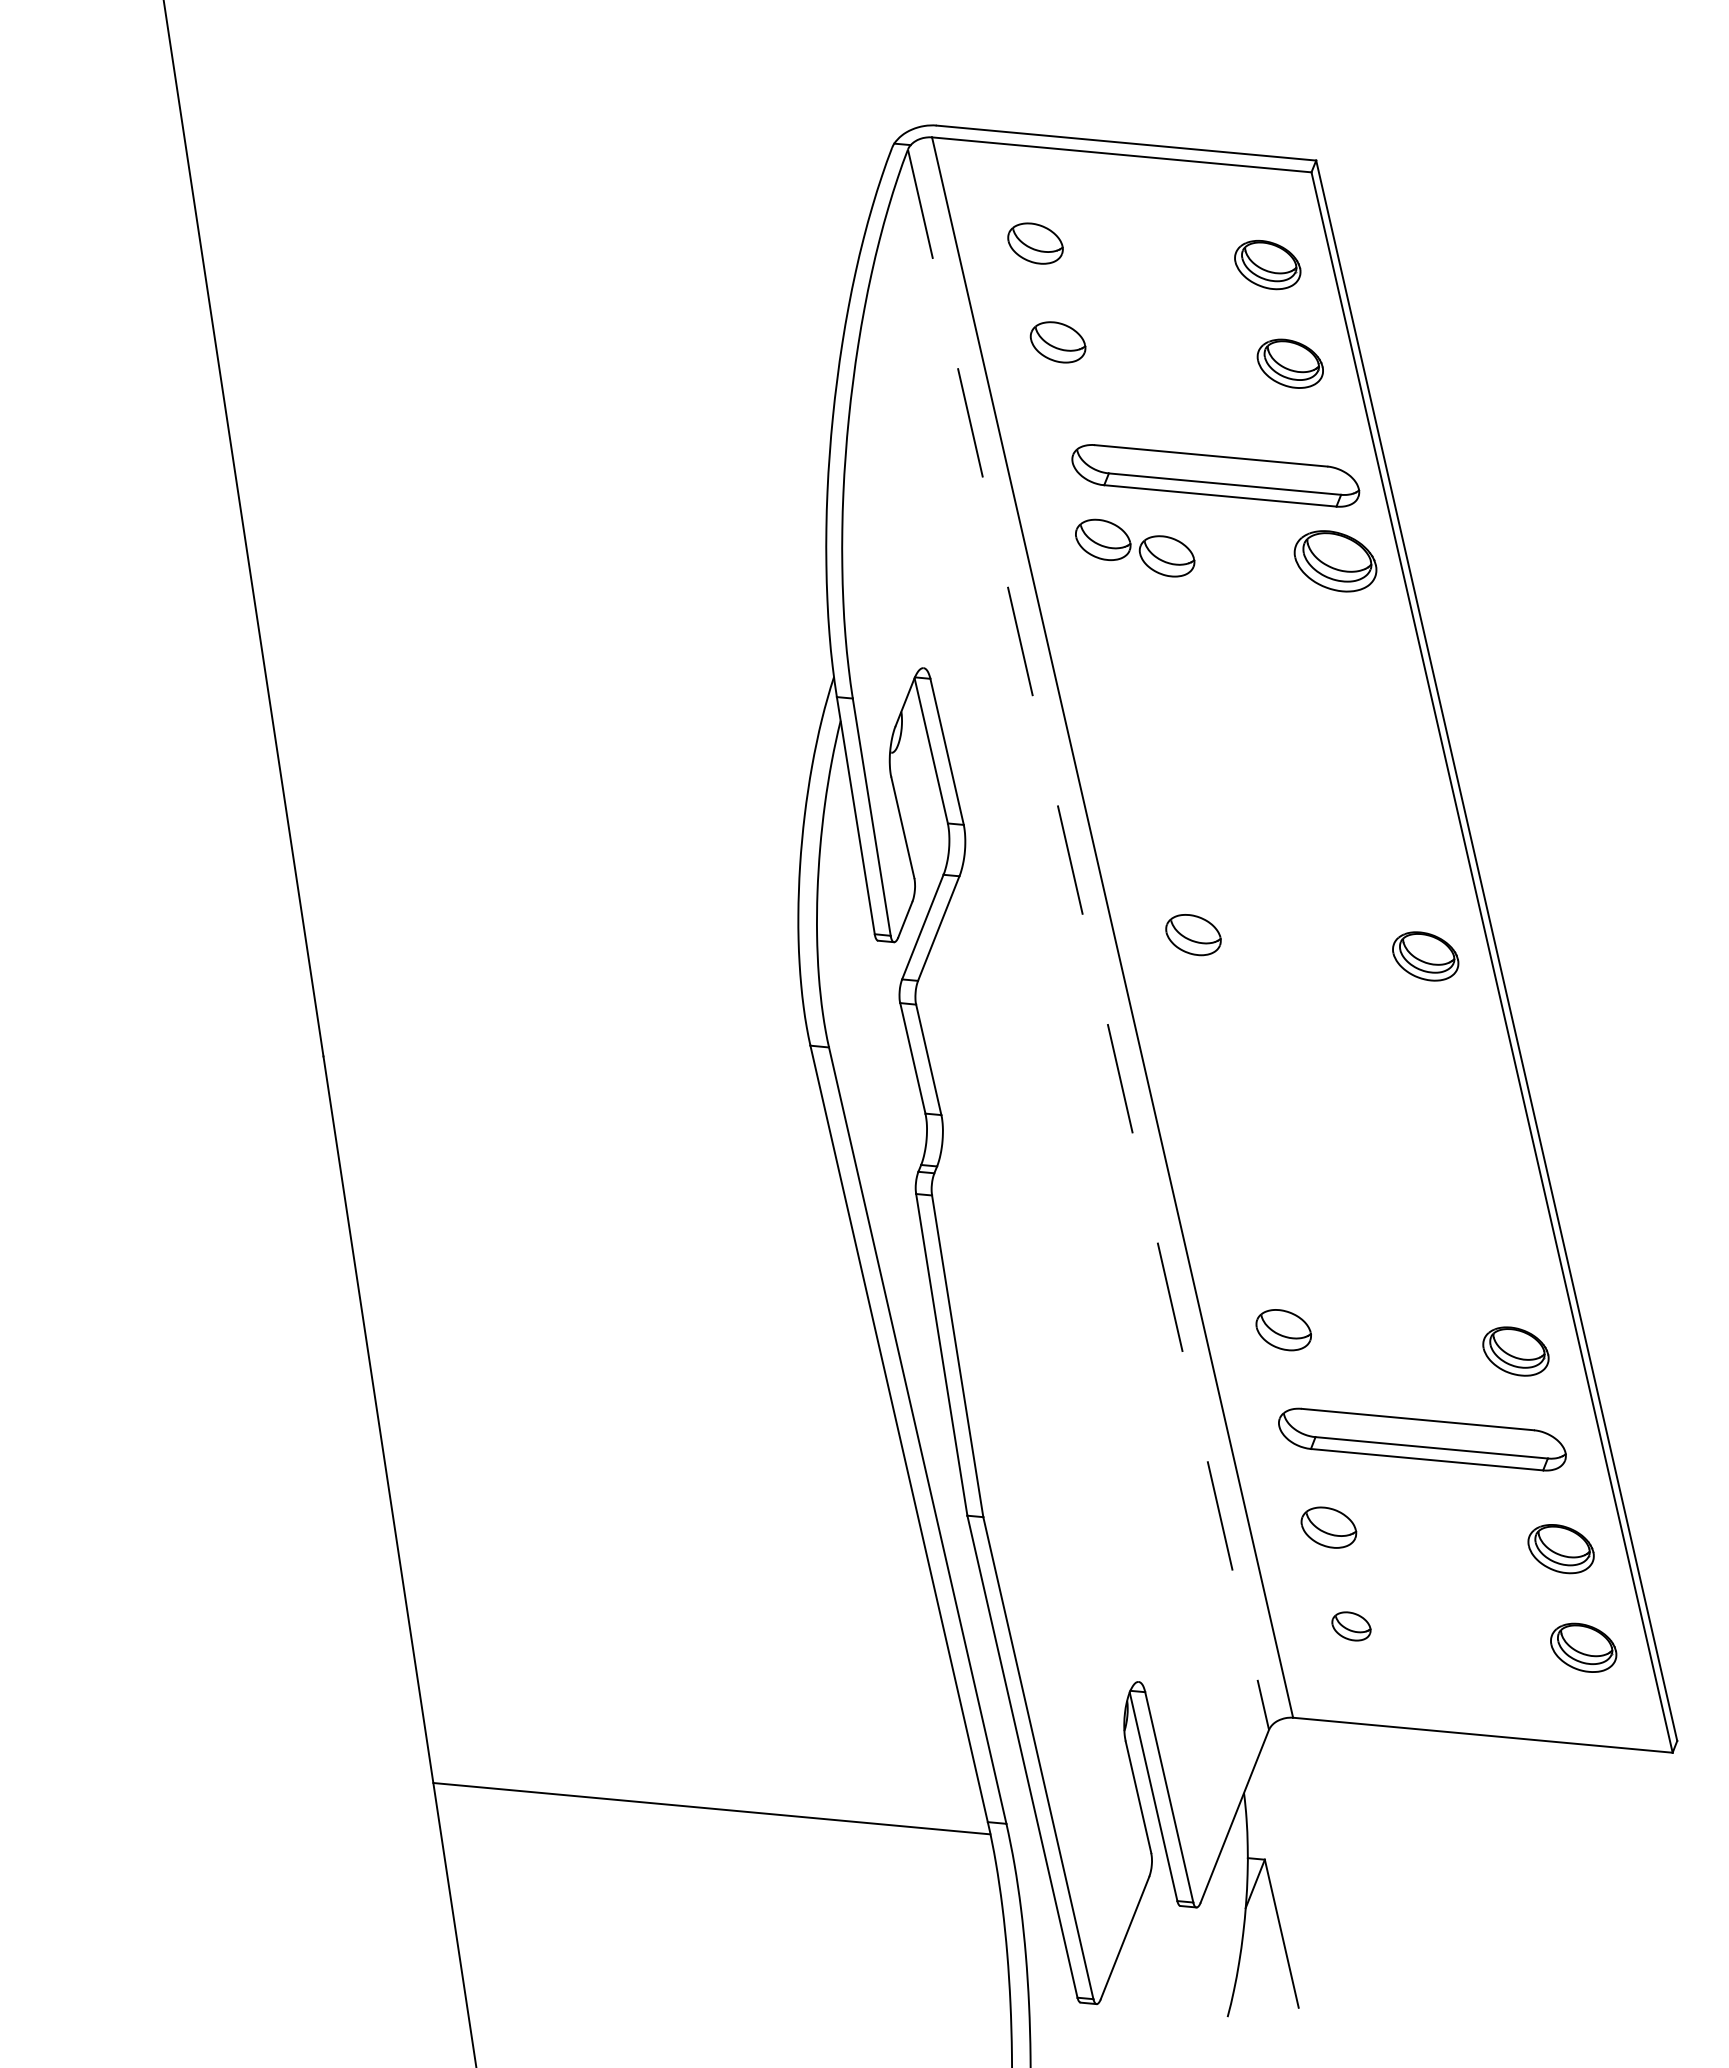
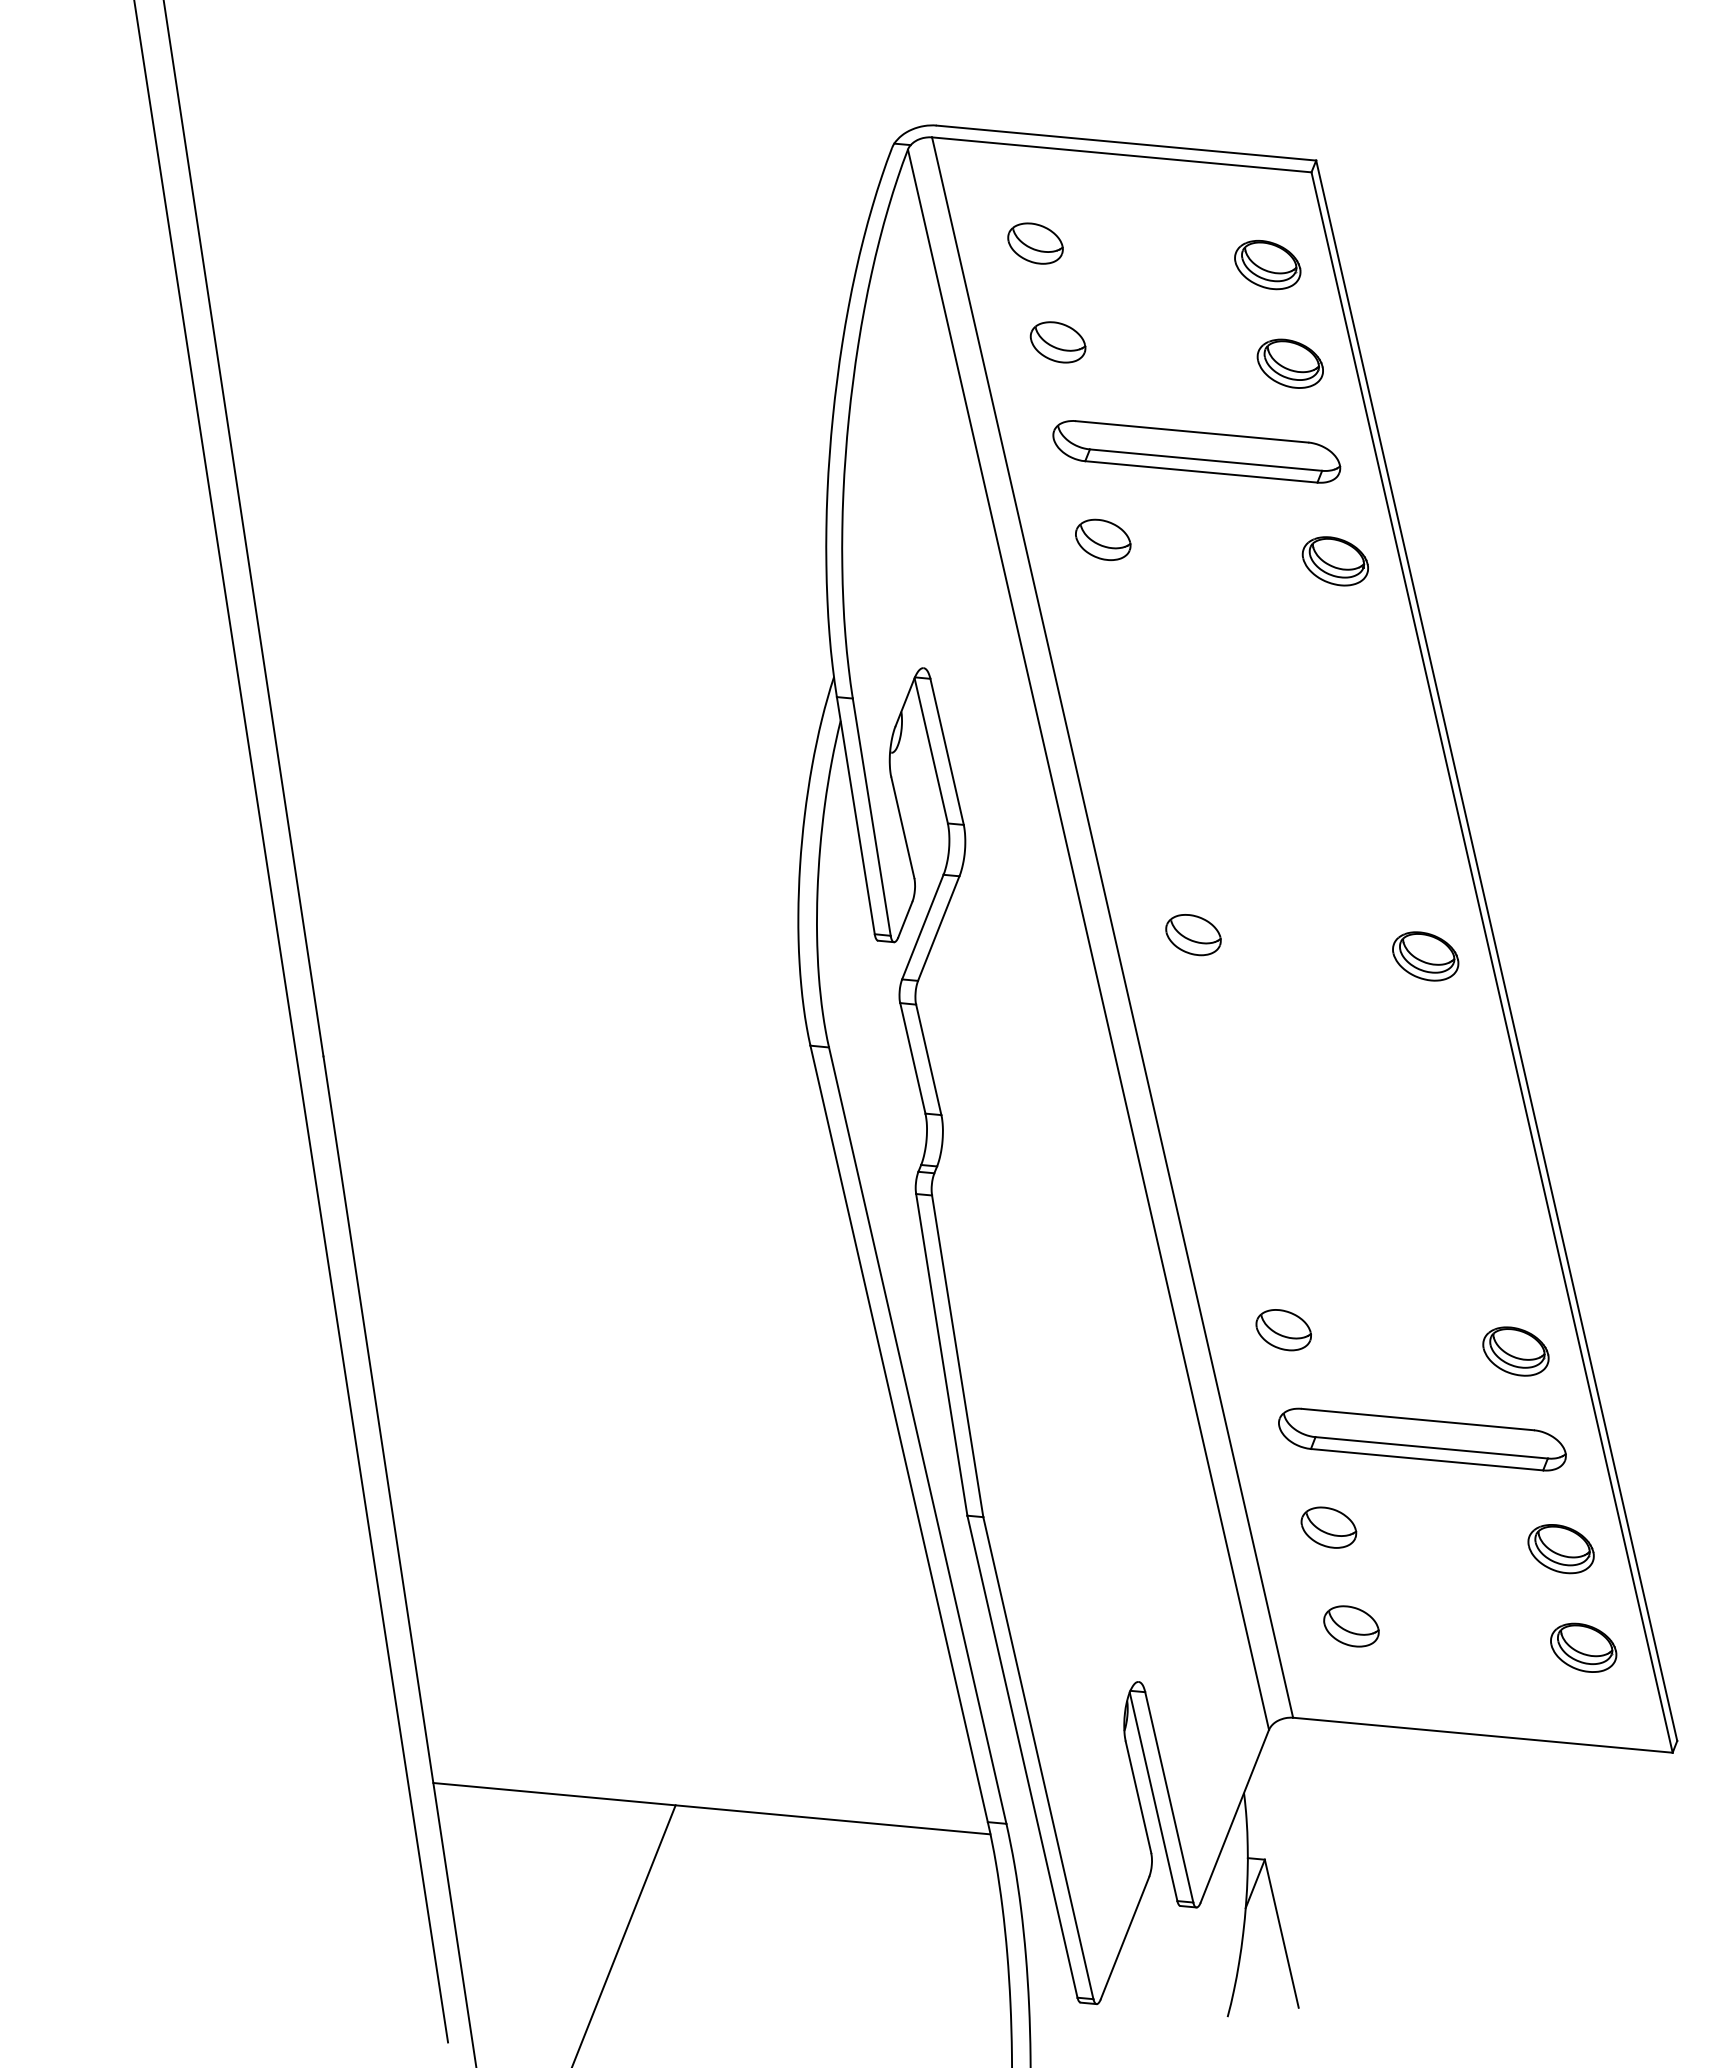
part position: (1215, 475) -> (1196, 451) (1196, 451)
part: present -> none (1166, 556)
part size: 85x63 px -> 68x51 px (1334, 561)
line: dashed -> solid (1088, 940)
line: none -> present (291, 1022)
part size: 41x31 px -> 57x43 px (1351, 1626)
line: none -> present (624, 1934)
